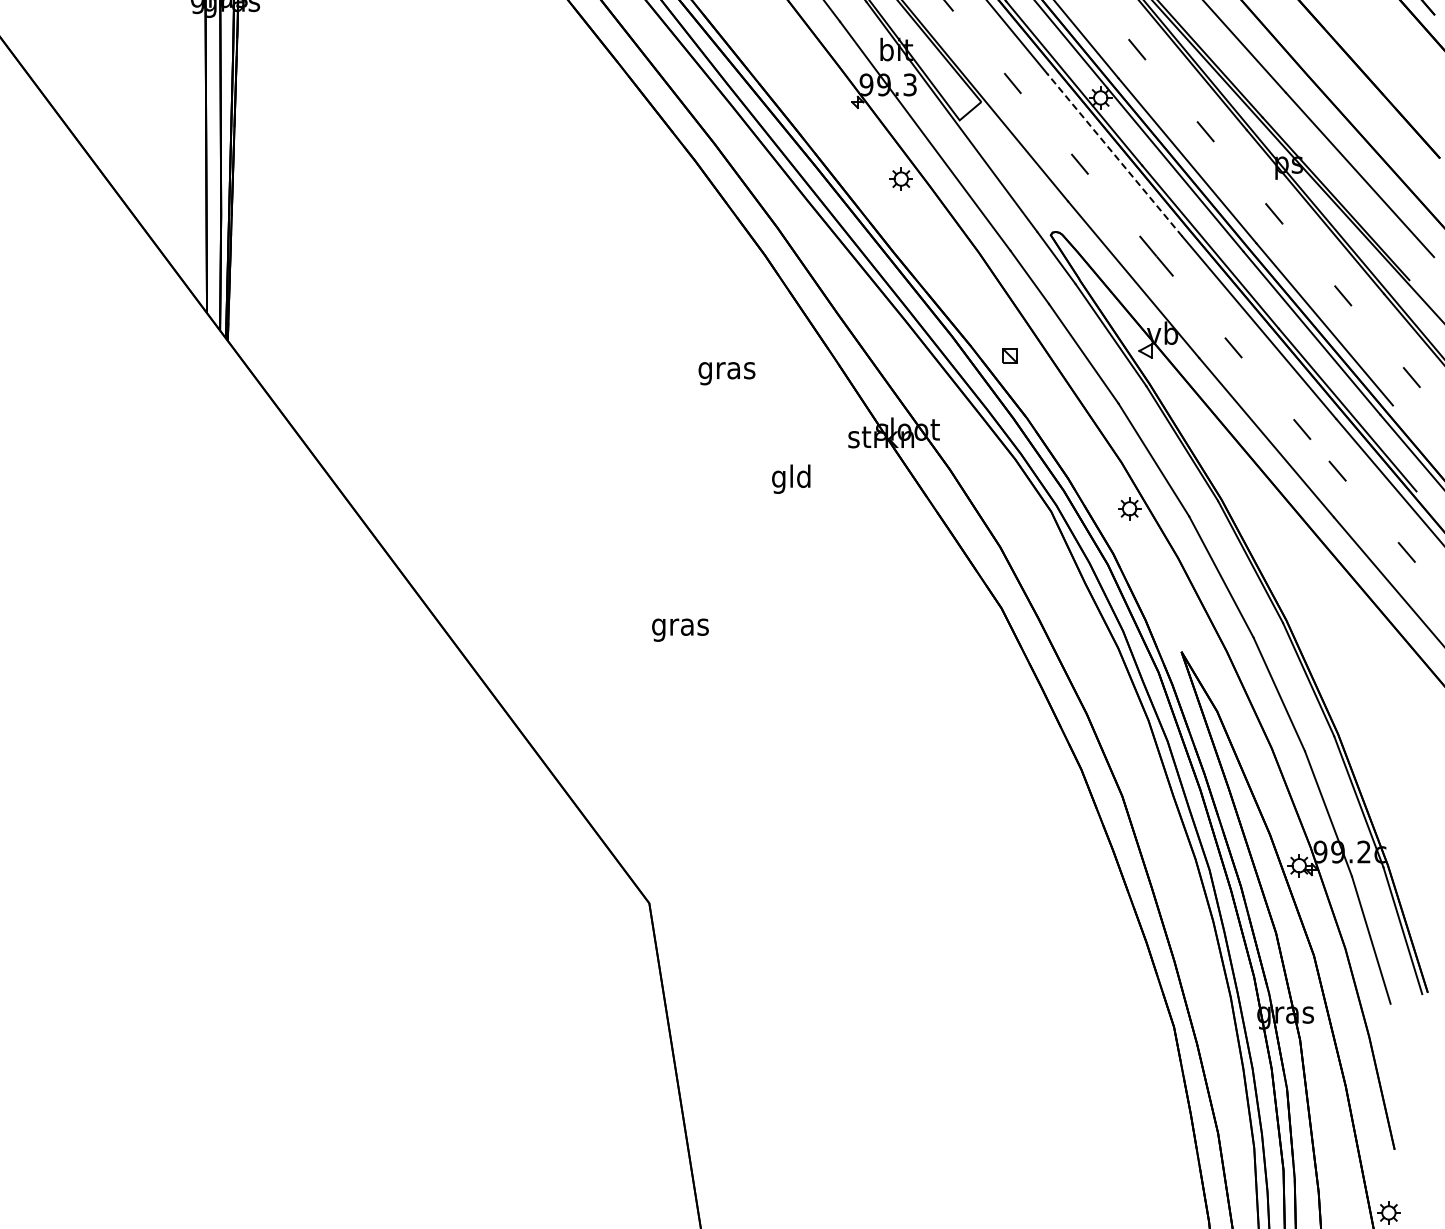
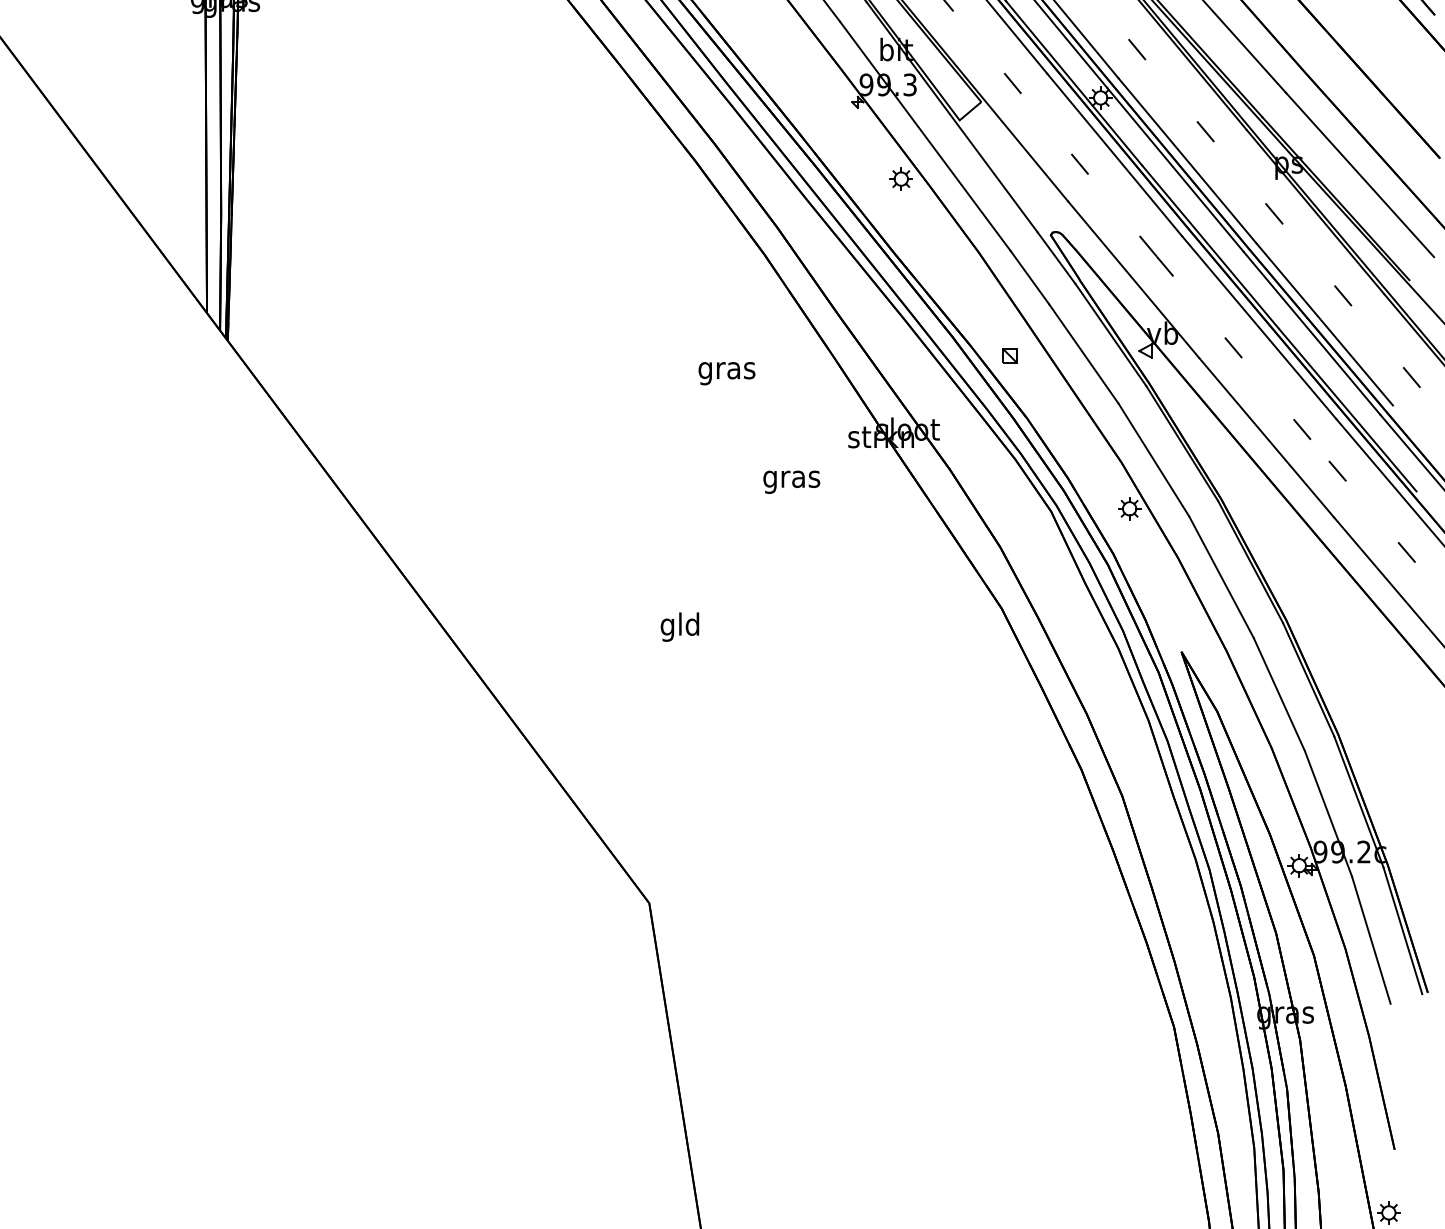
line: dashed -> solid (1114, 155)
text: gld -> gras (791, 478)
text: gras -> gld (680, 626)
